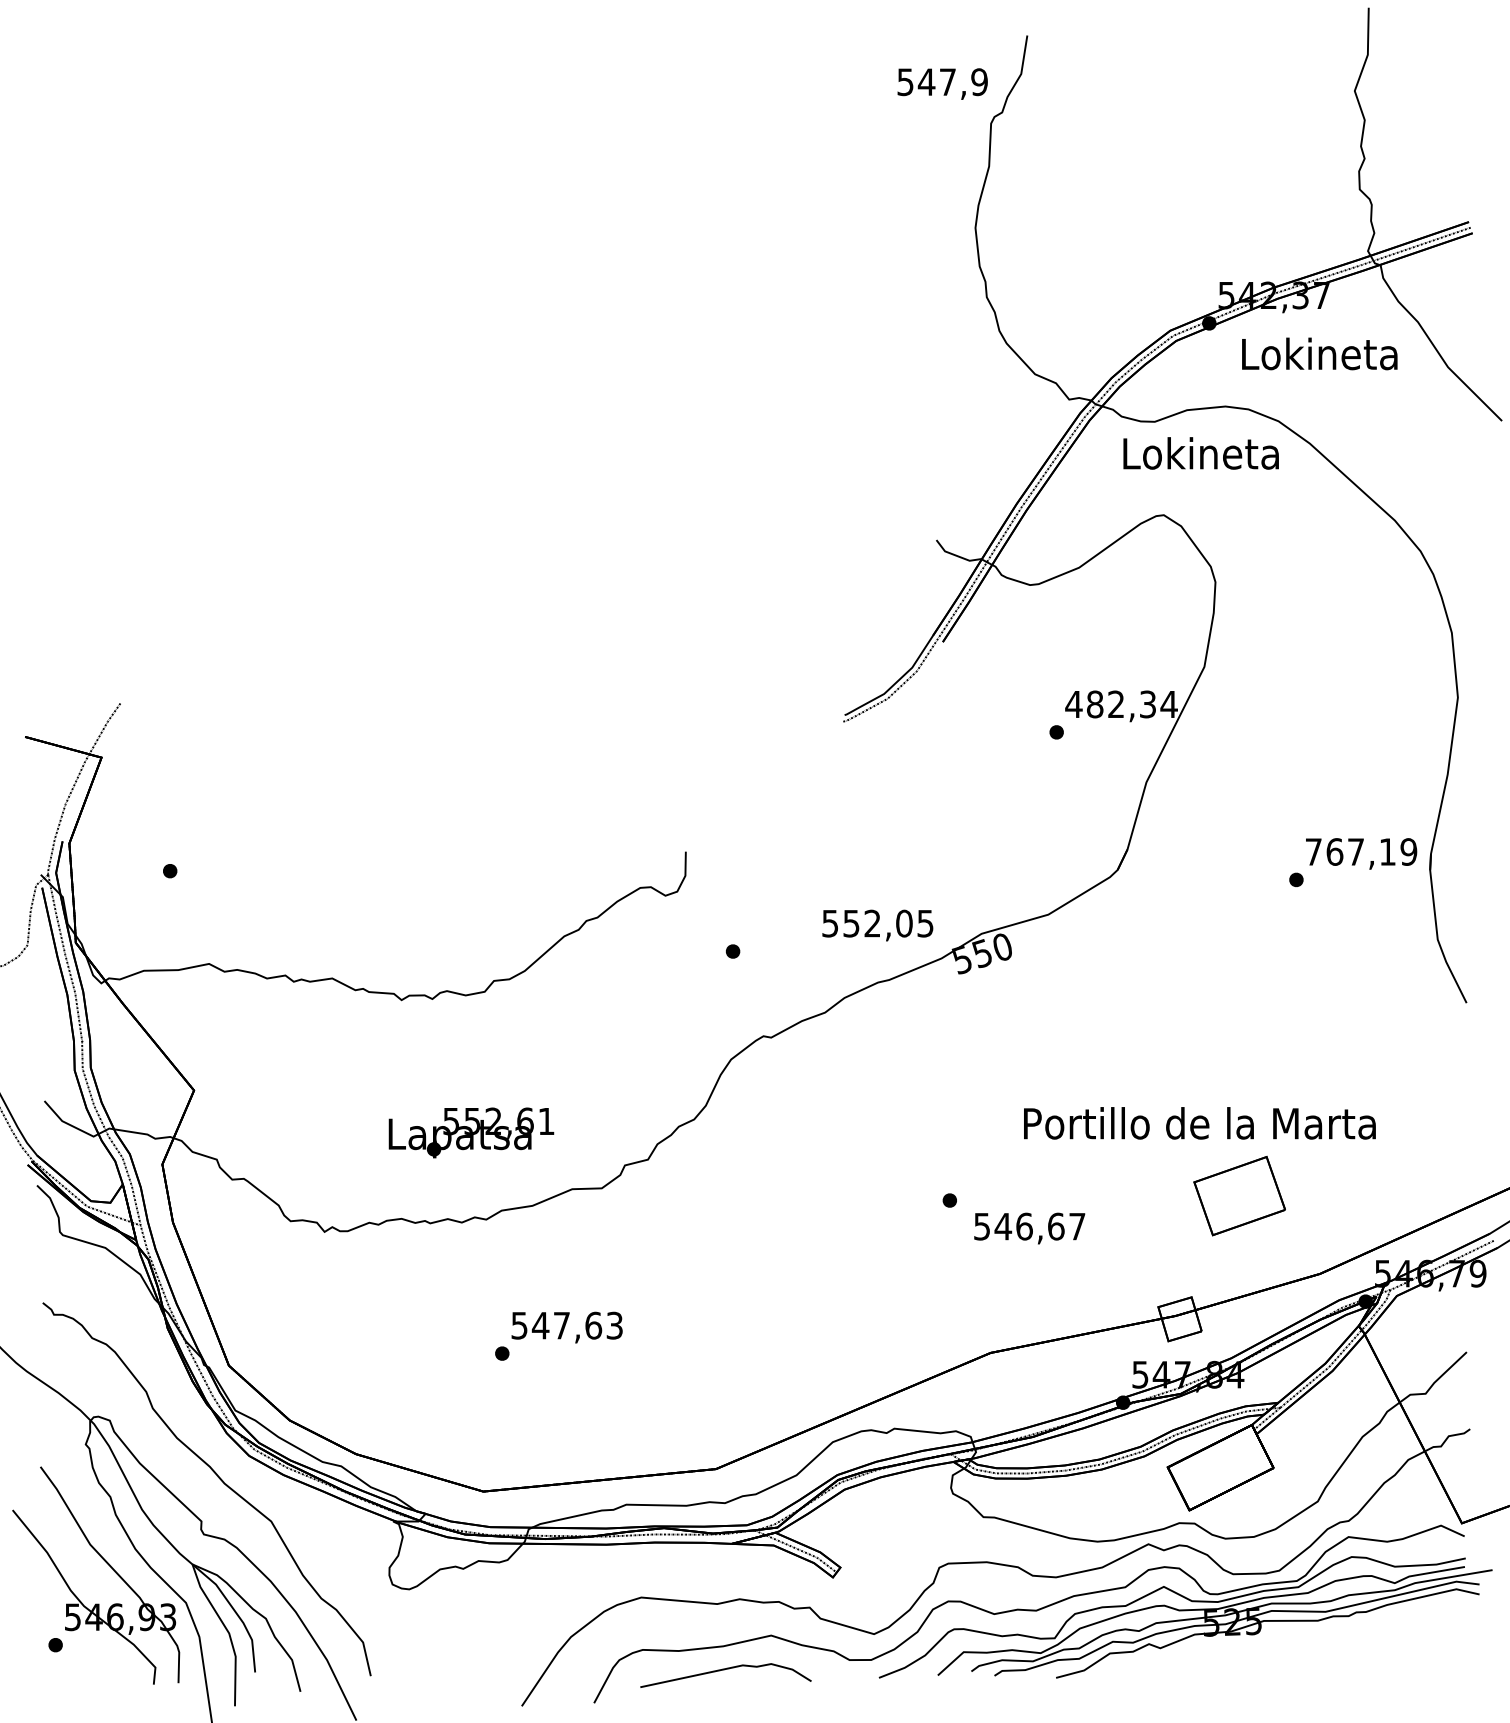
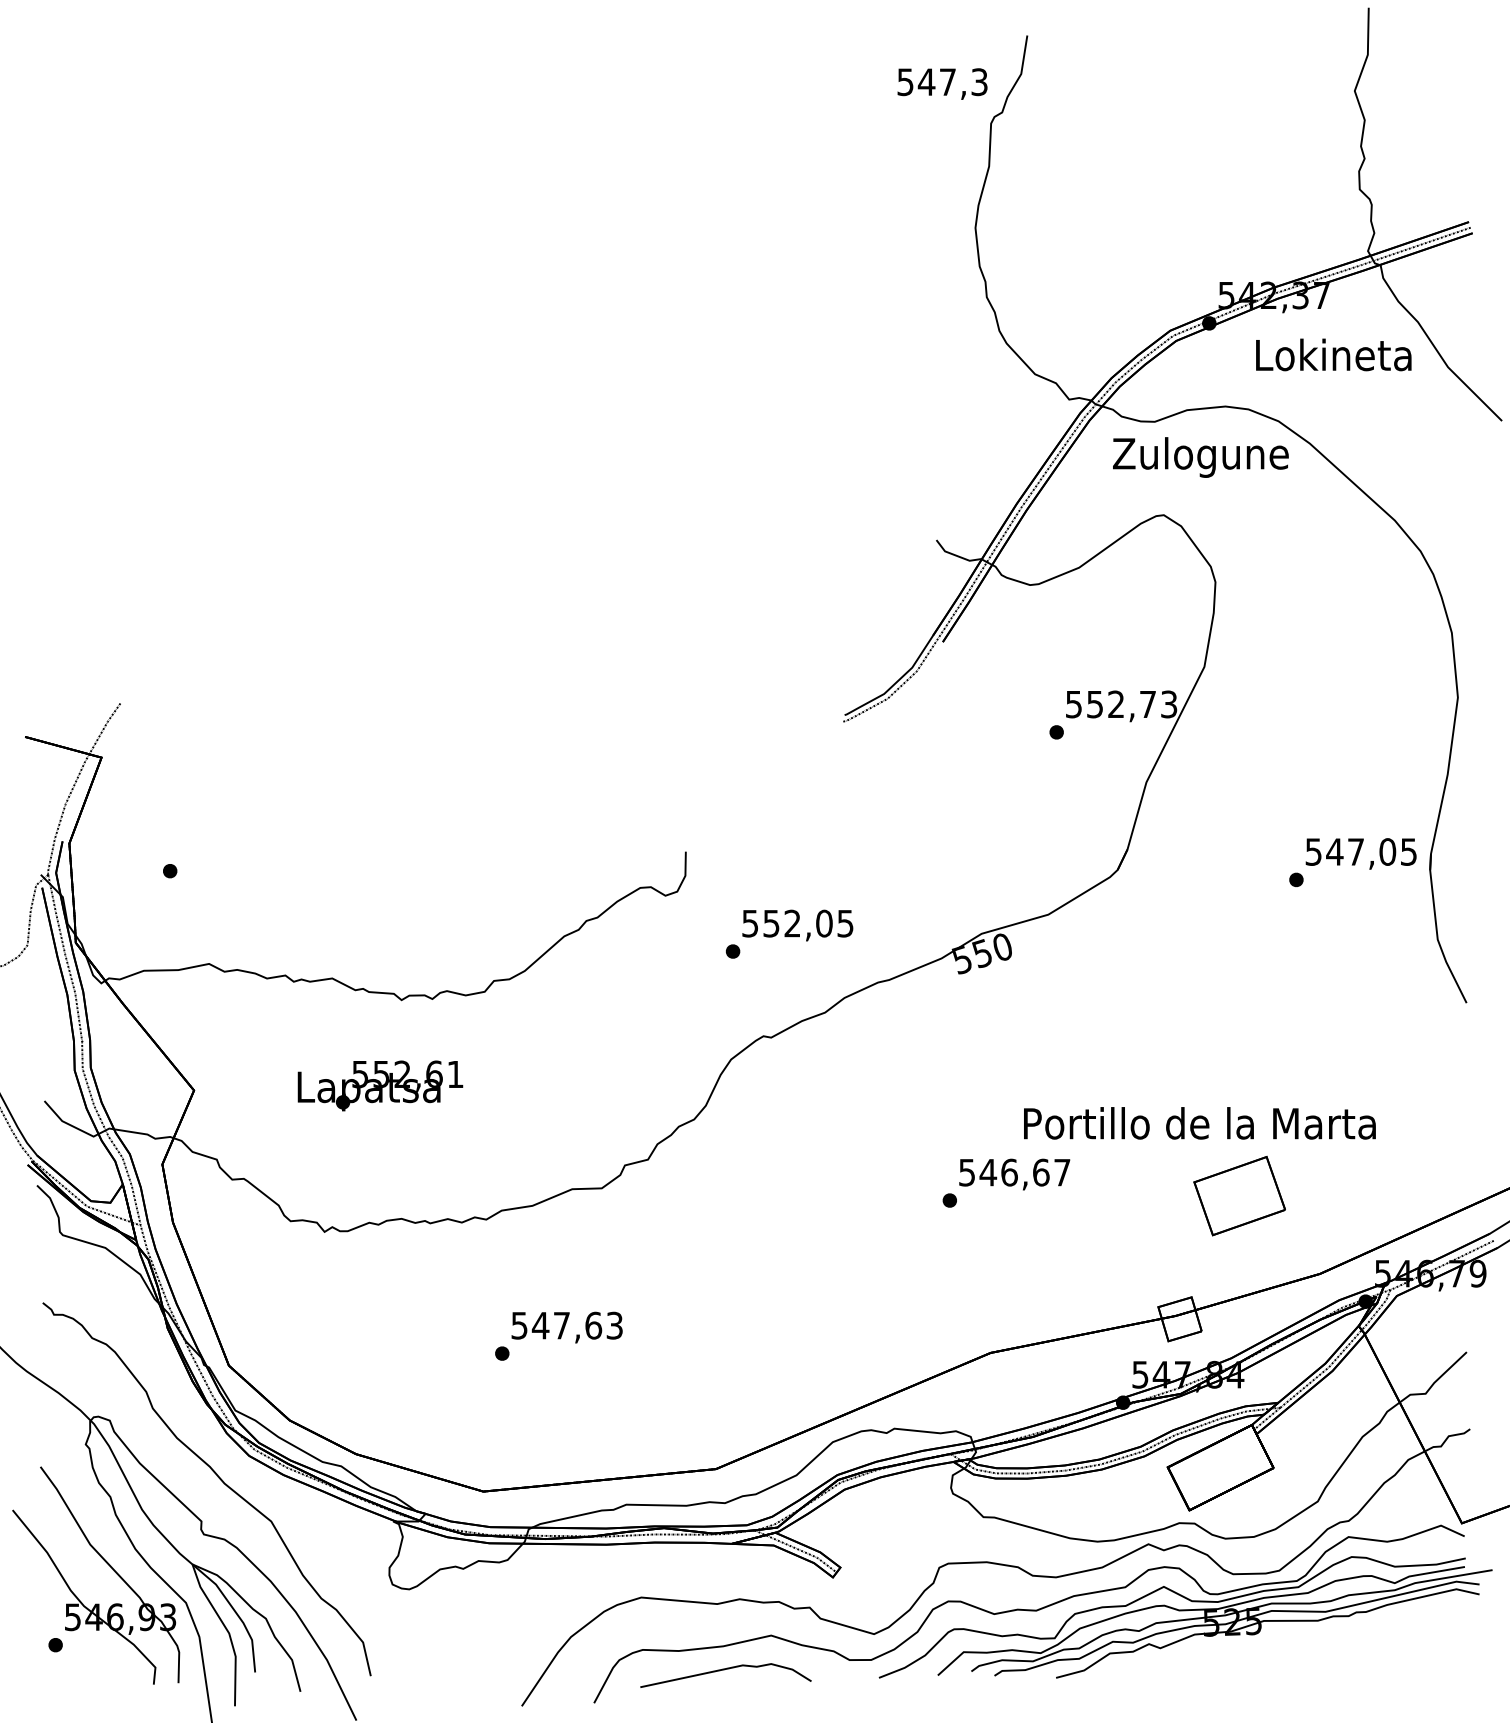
text: 547,9 -> 547,3 (979, 81)
text position: (1319, 353) -> (1333, 354) (1333, 354)
text: Lokineta -> Zulogune (1200, 457)
text: 482,34 -> 552,73 (1121, 704)
text: 767,19 -> 547,05 (1361, 851)
text position: (877, 925) -> (797, 925) (797, 925)
text position: (471, 1132) -> (380, 1085) (380, 1085)
text position: (1029, 1228) -> (1014, 1174) (1014, 1174)
